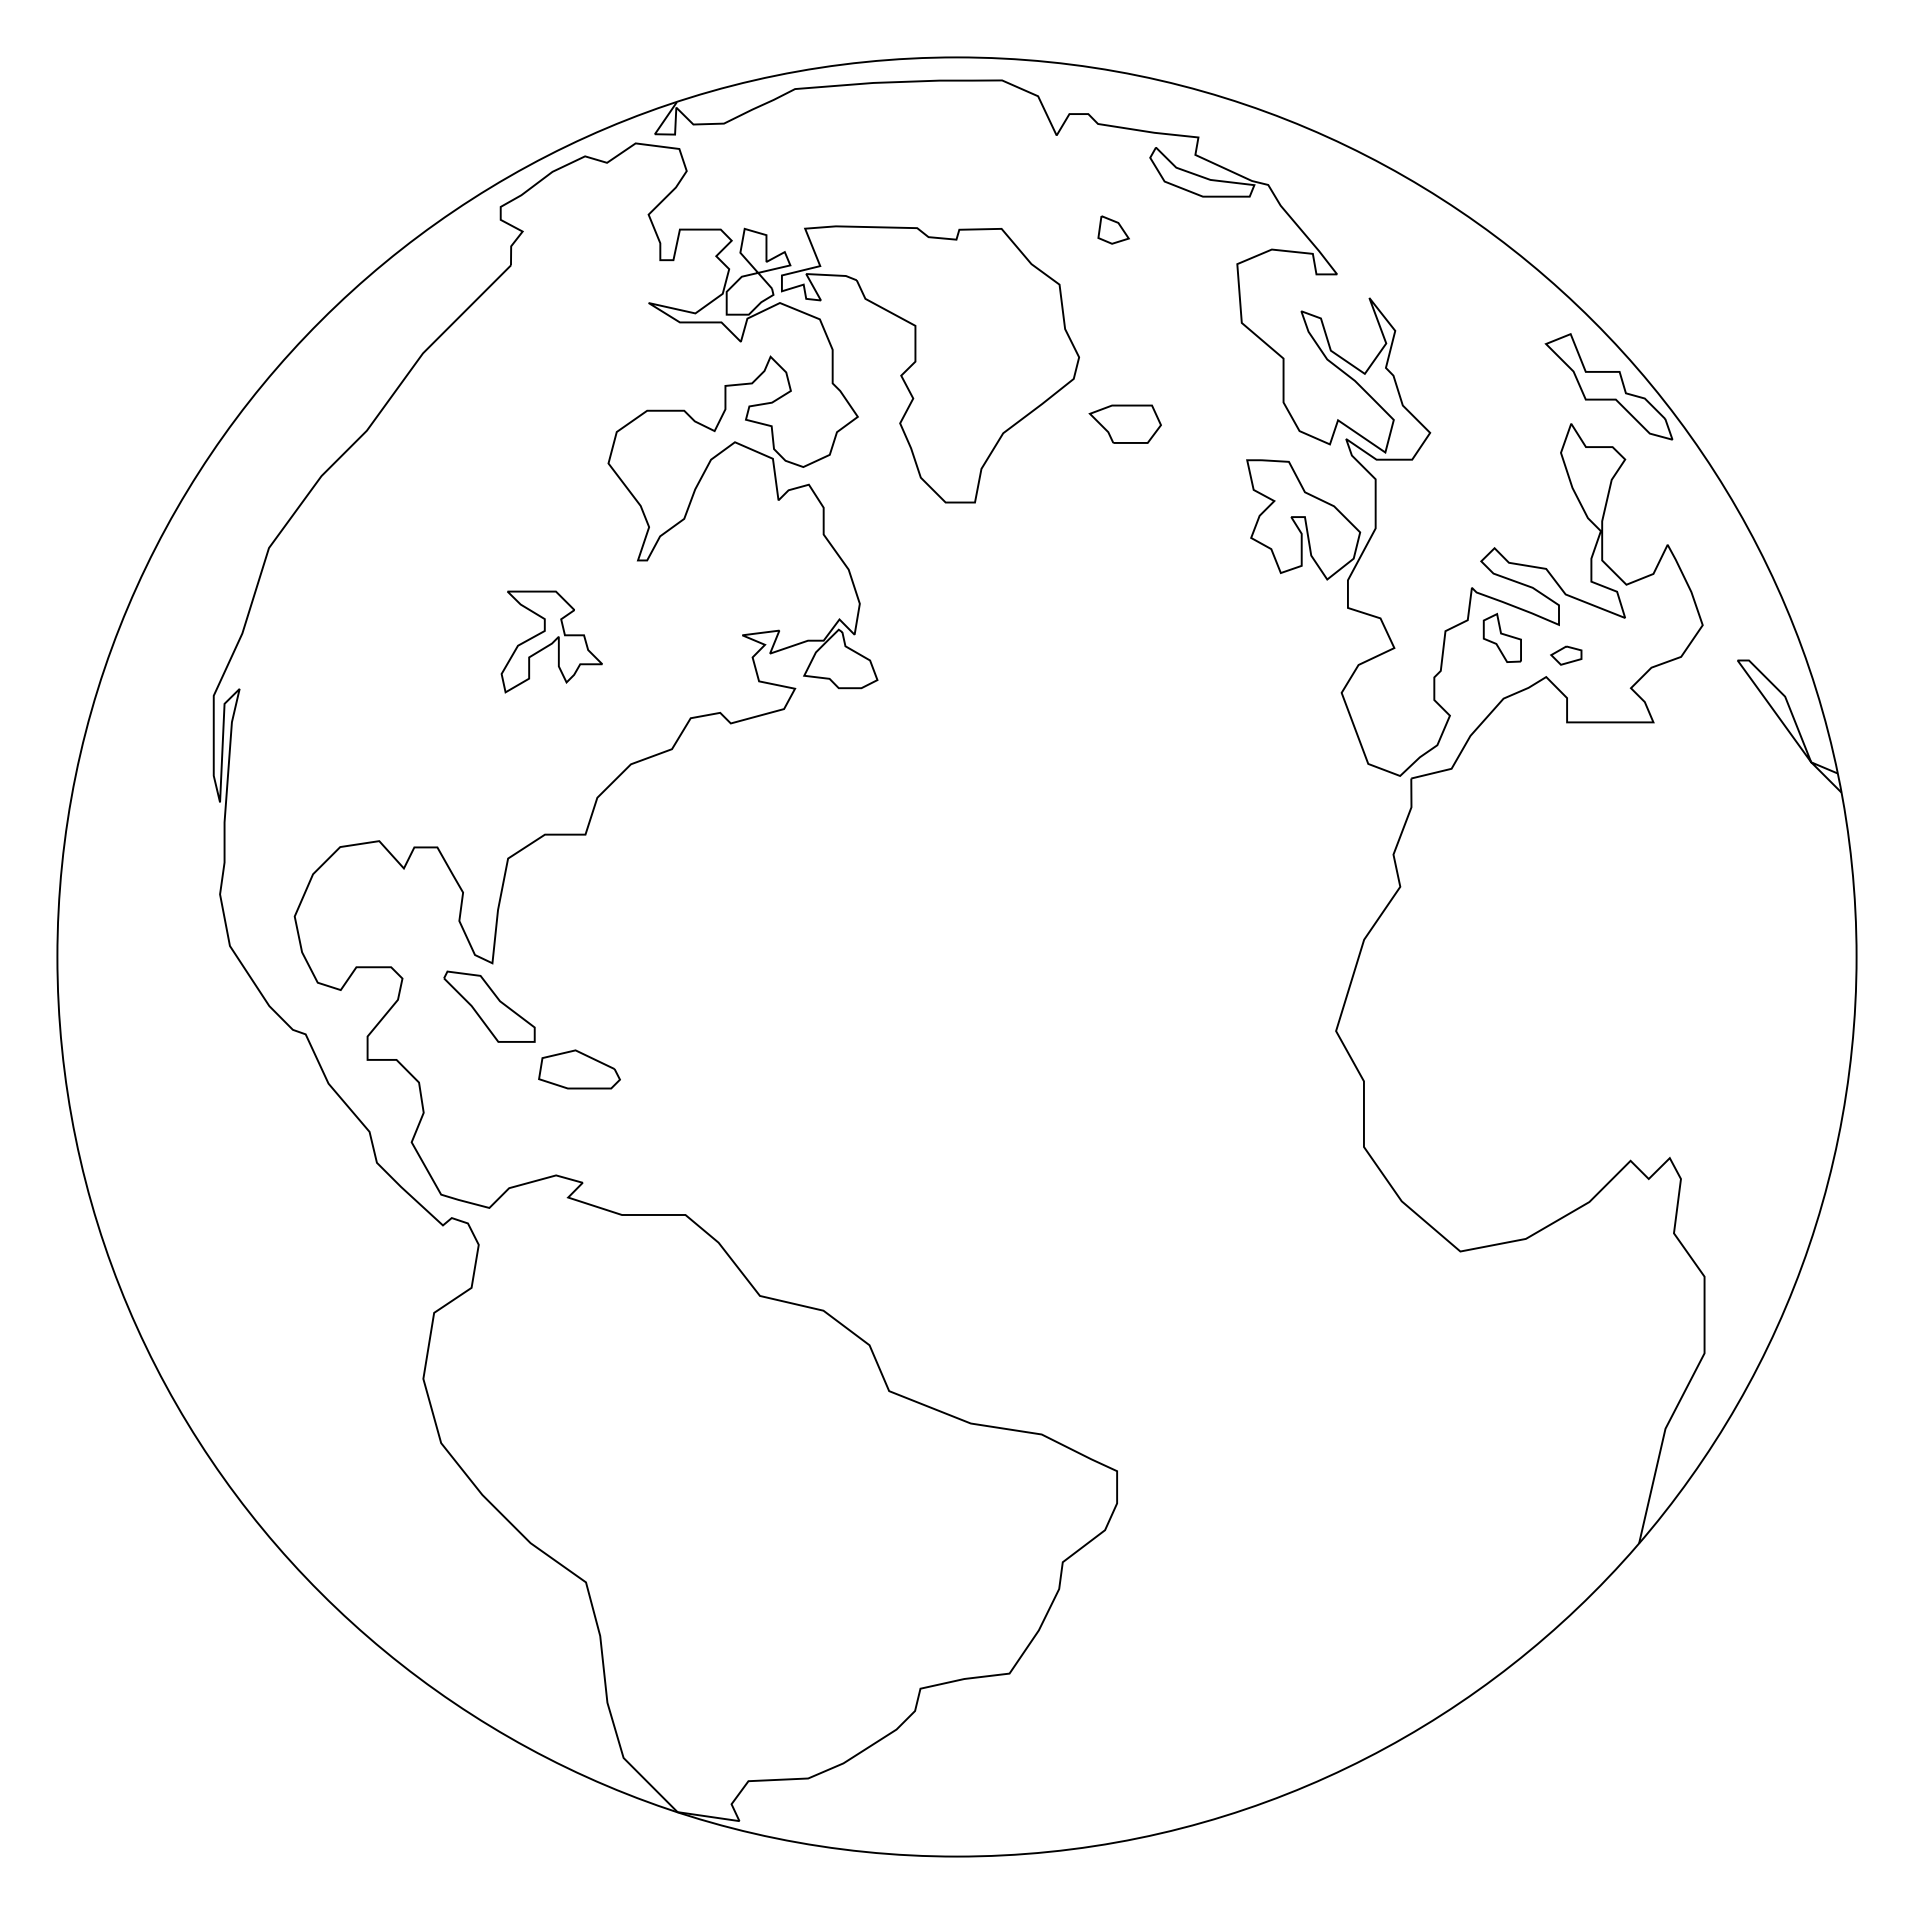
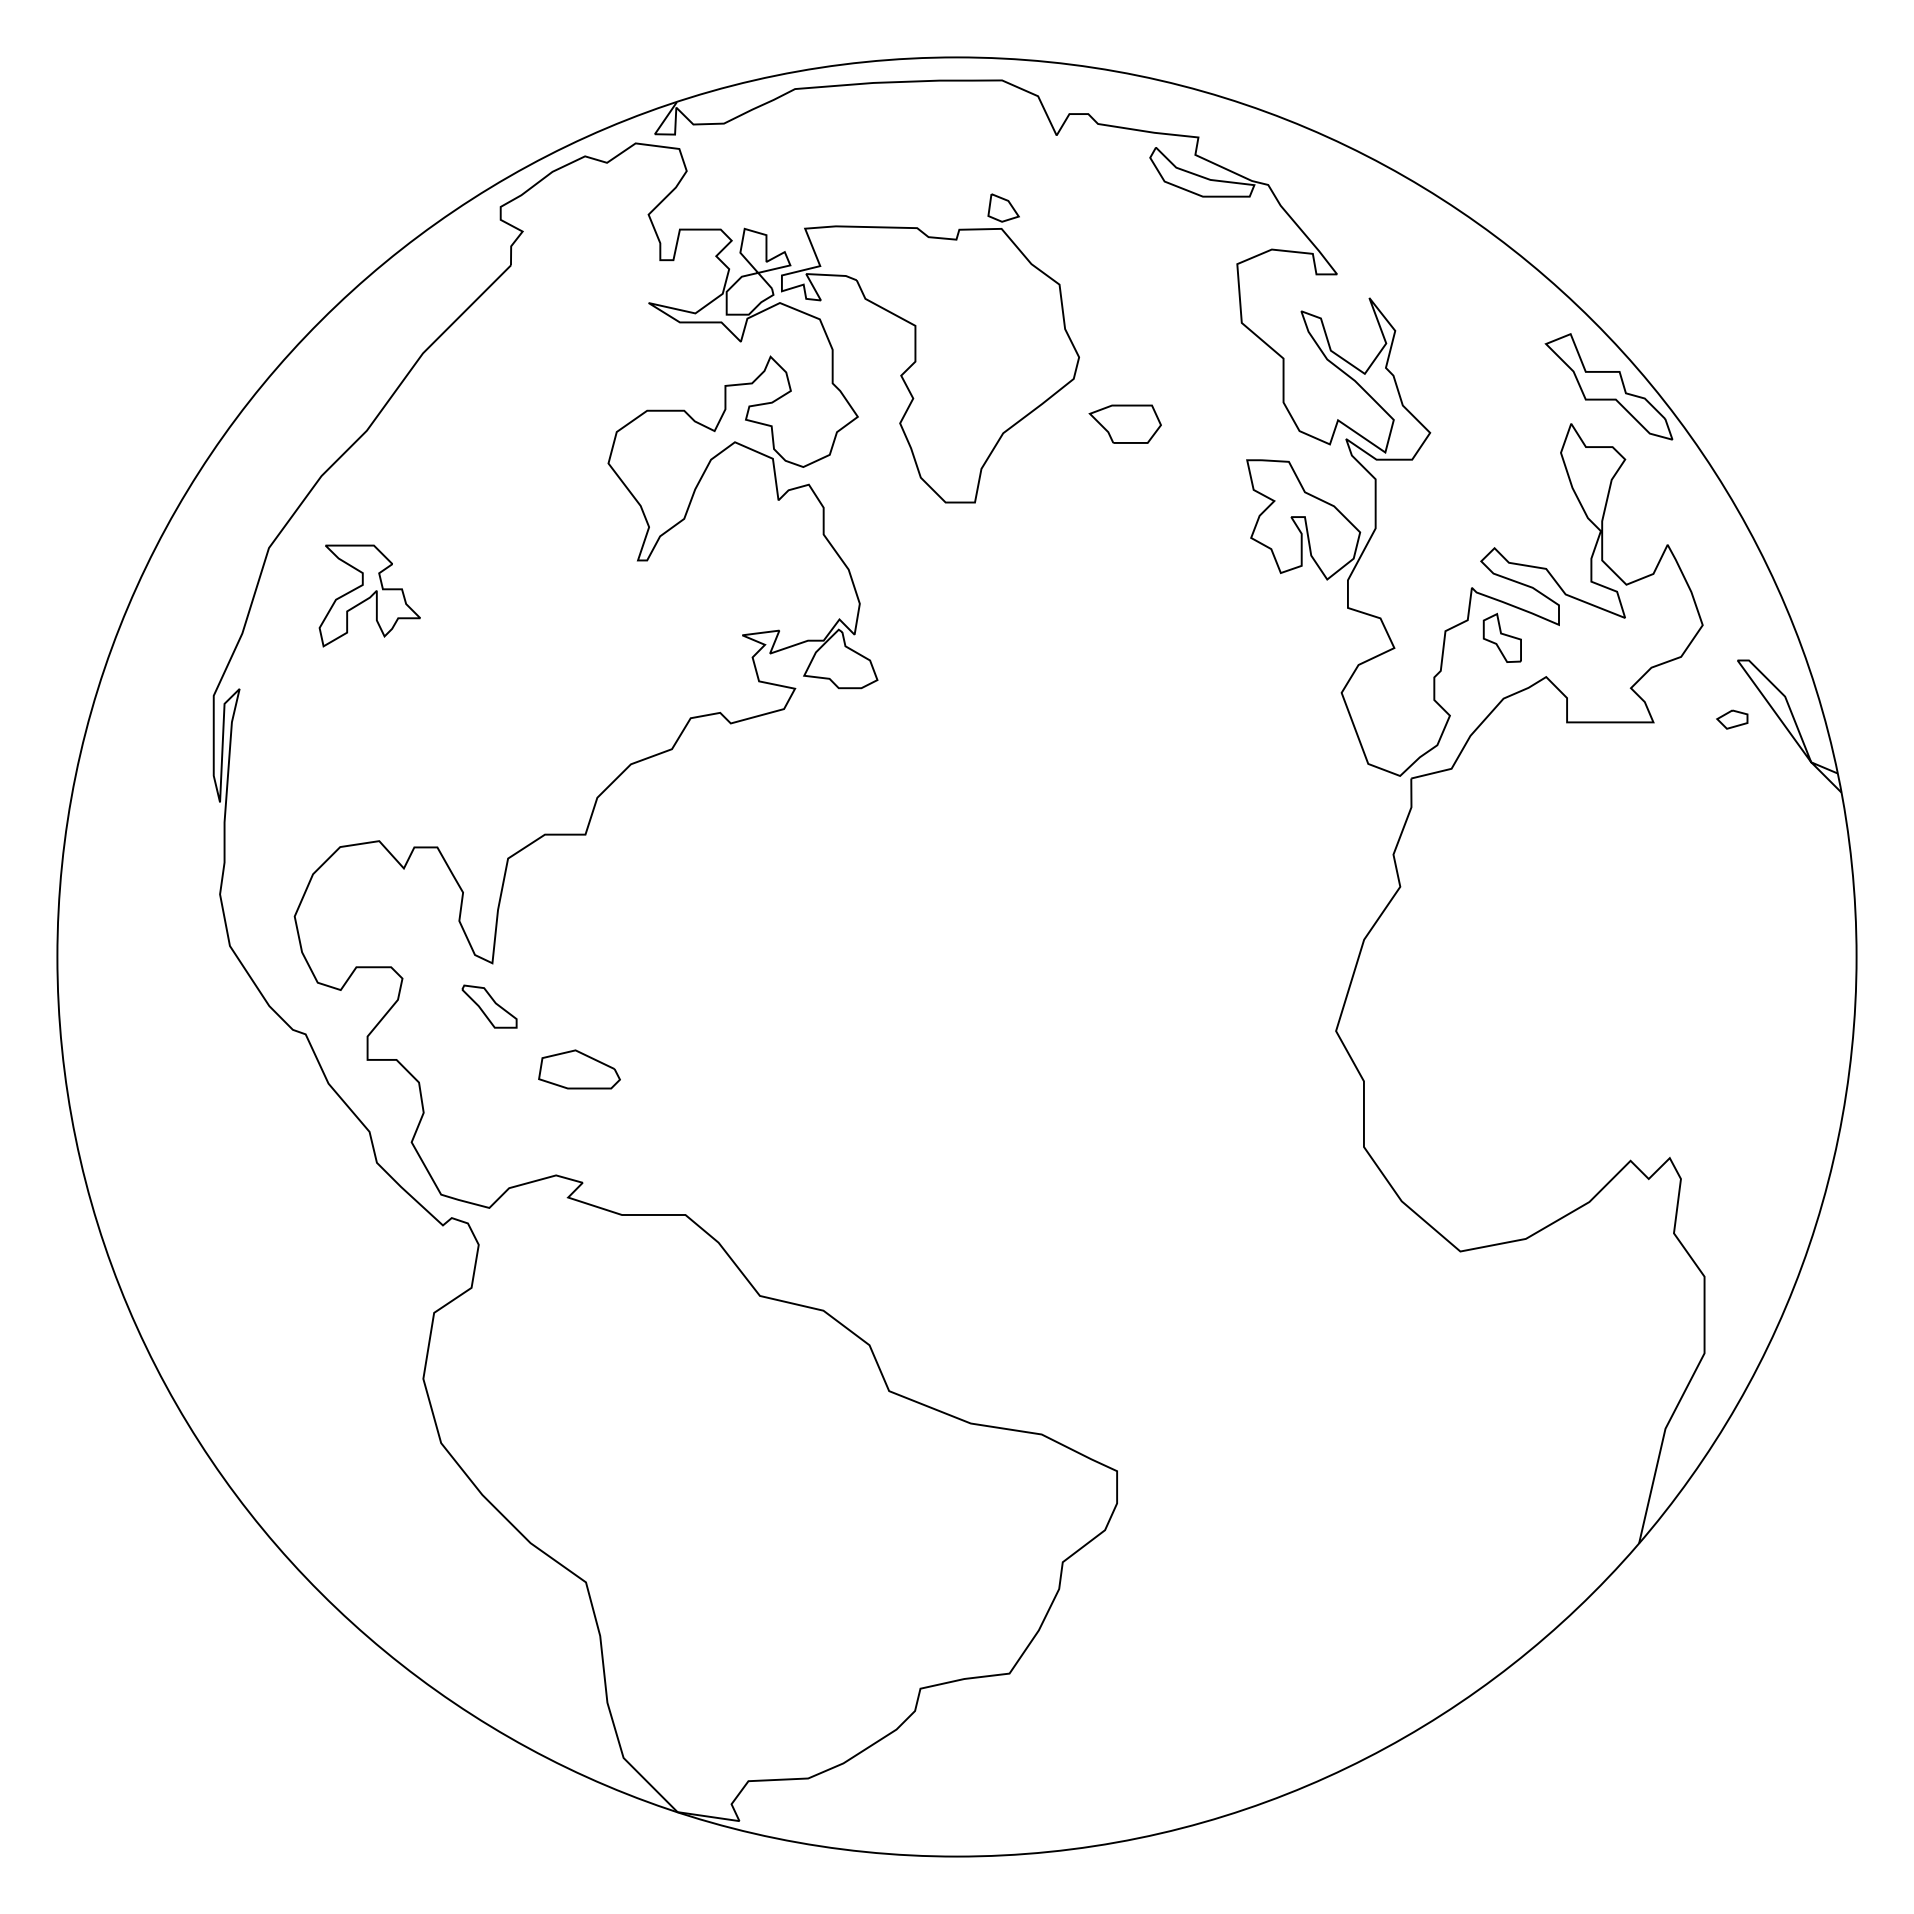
part position: (1113, 229) -> (1003, 207) (1003, 207)
part position: (551, 641) -> (369, 595) (369, 595)
part position: (1566, 655) -> (1732, 719) (1732, 719)
part size: 93x73 px -> 57x45 px (489, 1006)
